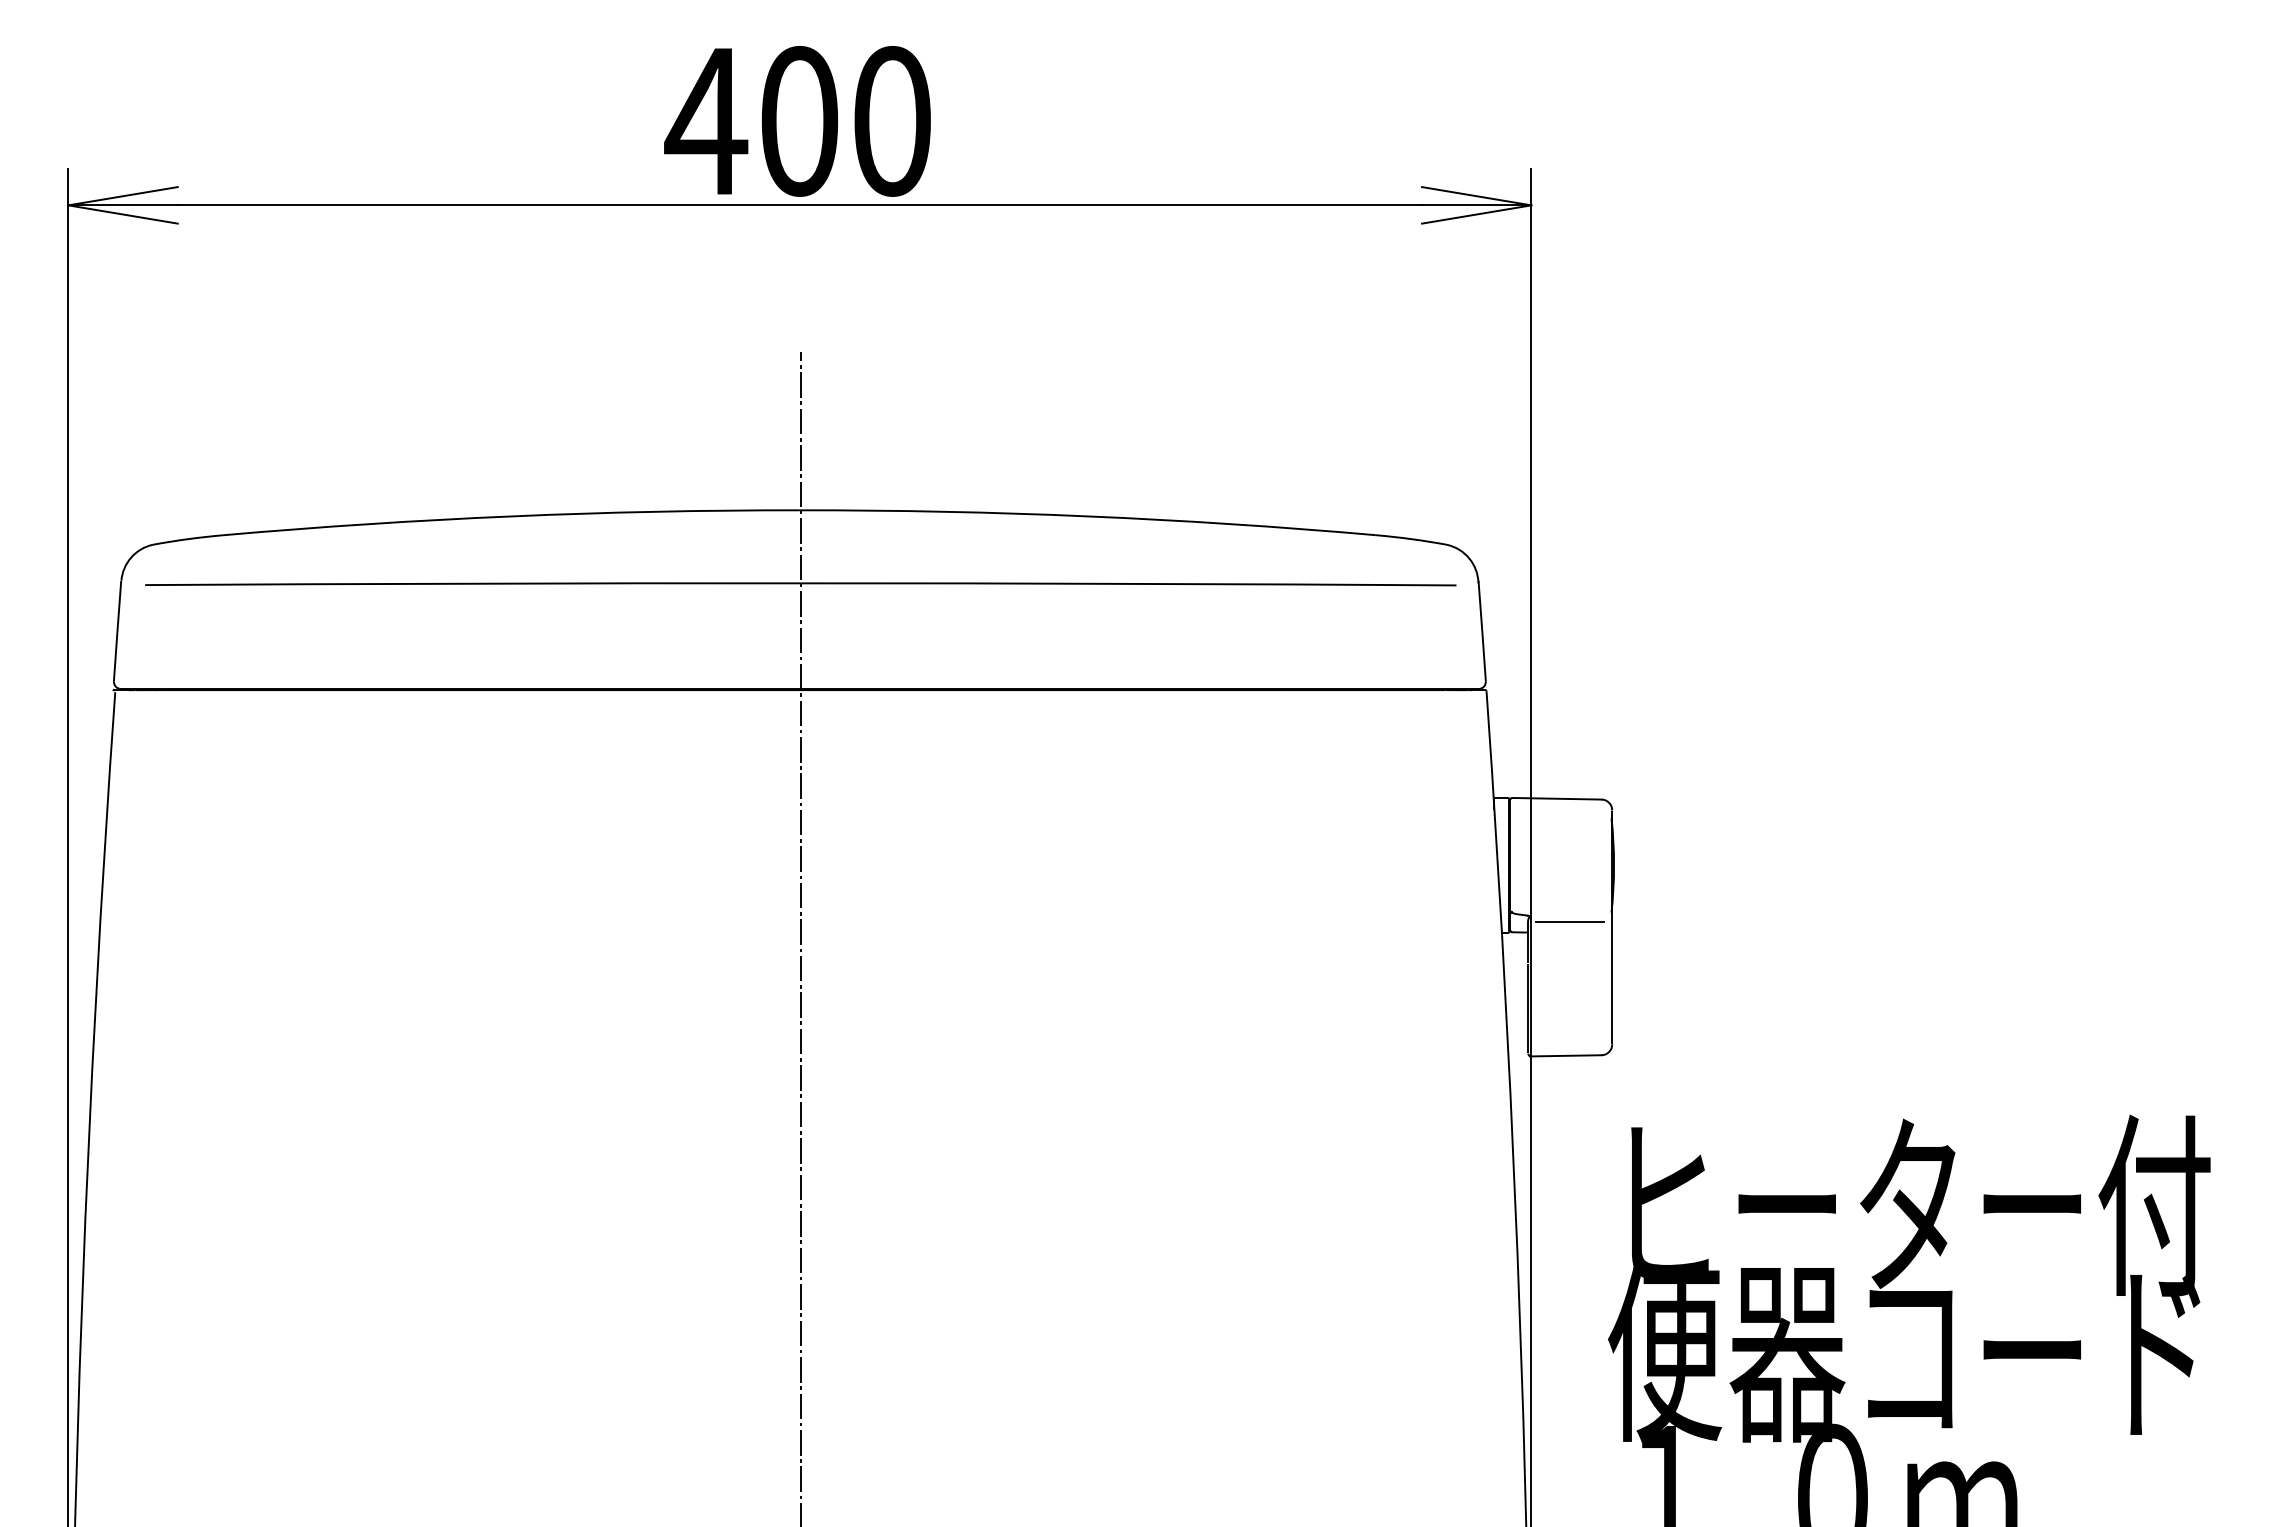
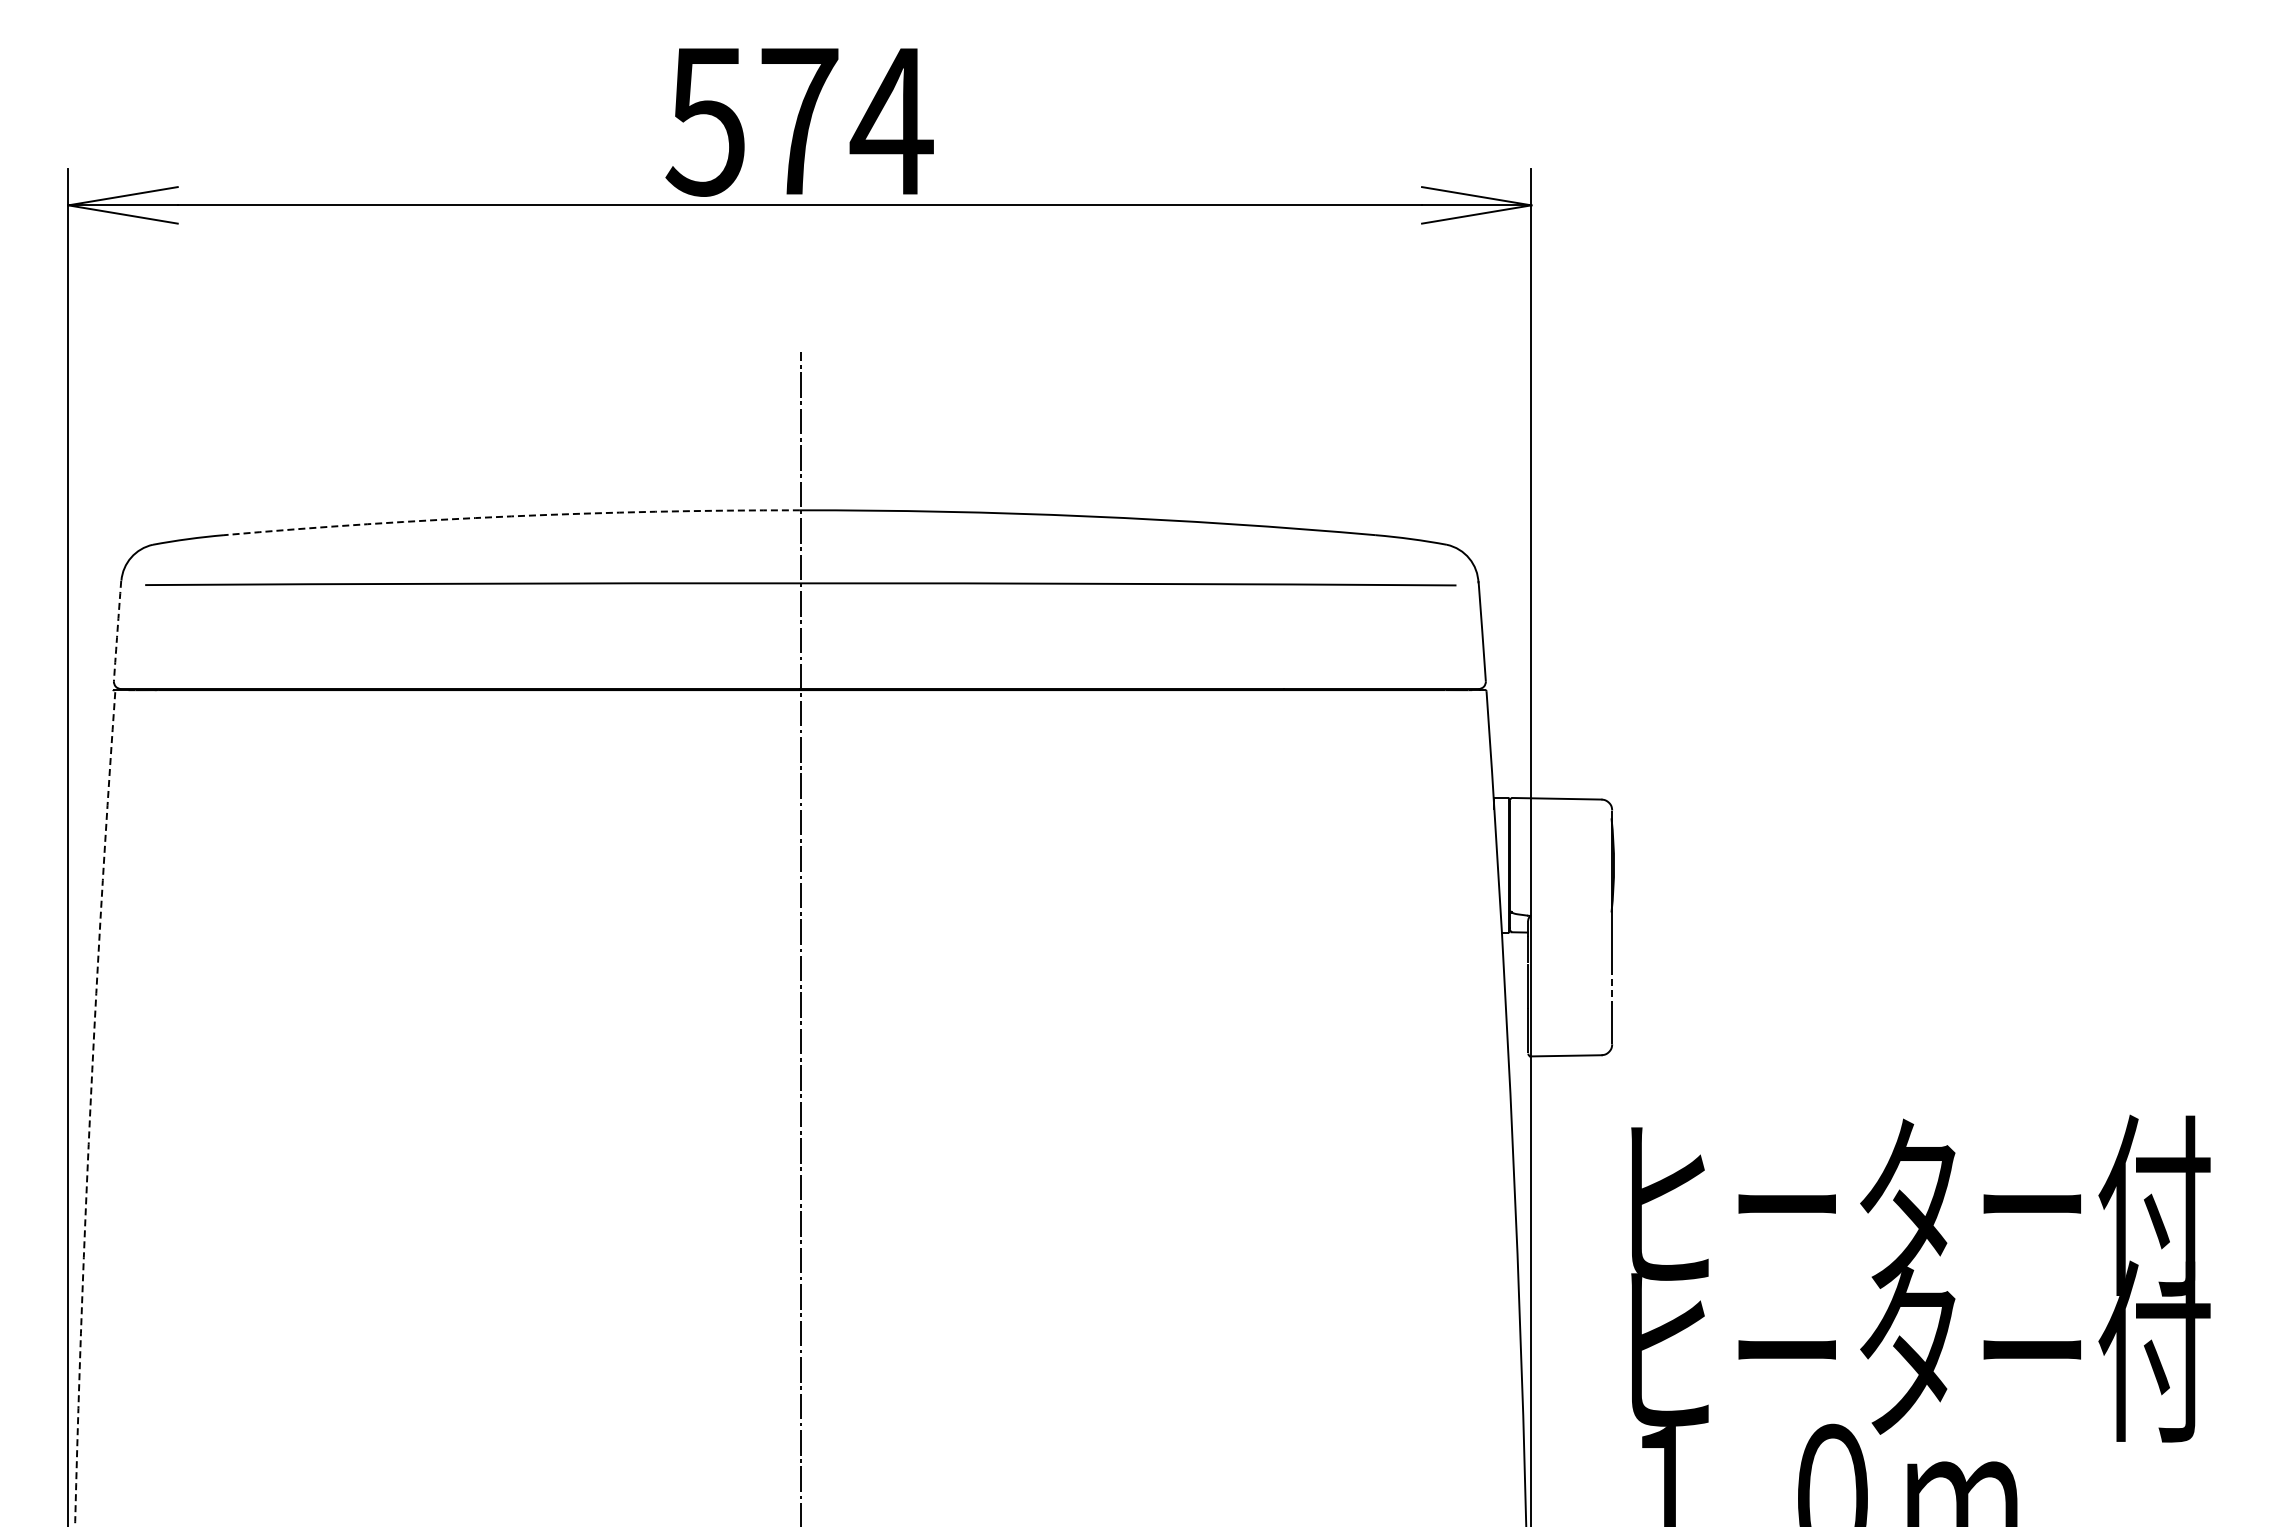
text: 400 -> 574 (798, 121)
arc: solid -> dashed (511, 516)
arc: solid -> dashed (117, 631)
line: present -> none (1570, 921)
line: solid -> dashed (1612, 987)
arc: solid -> dashed (90, 1109)
text: 便器コード -> ヒーター付 (1909, 1351)
